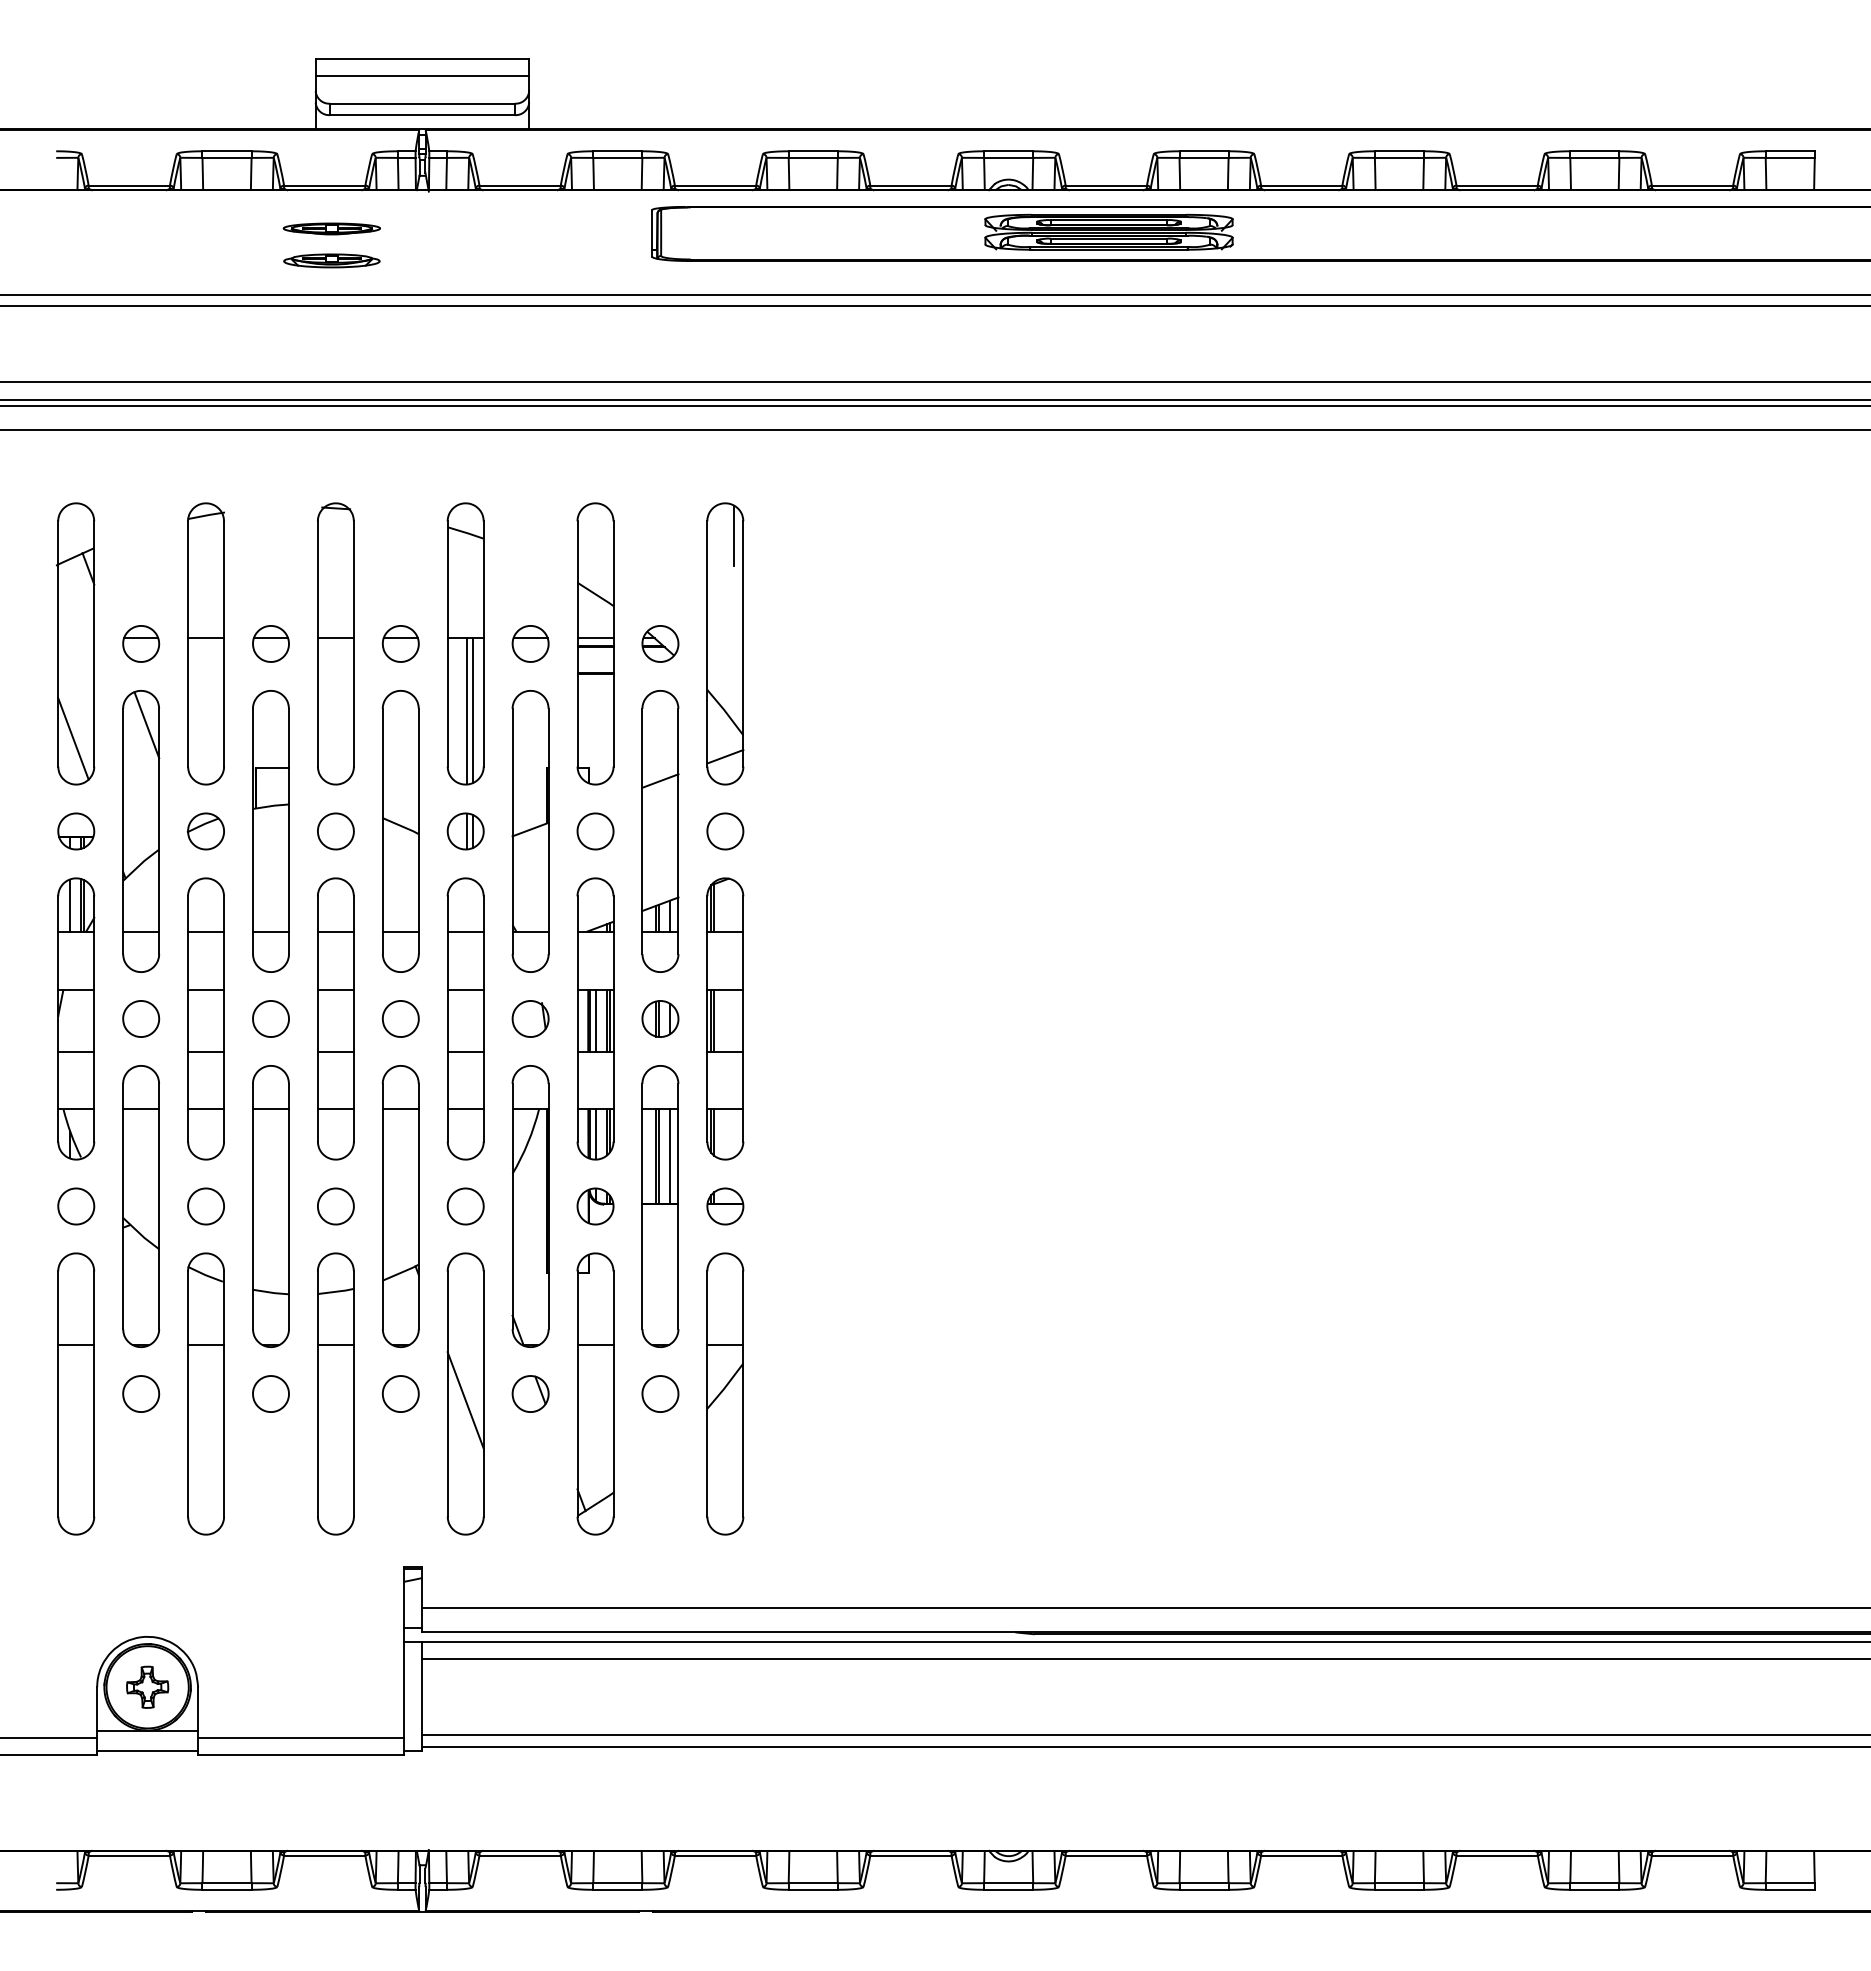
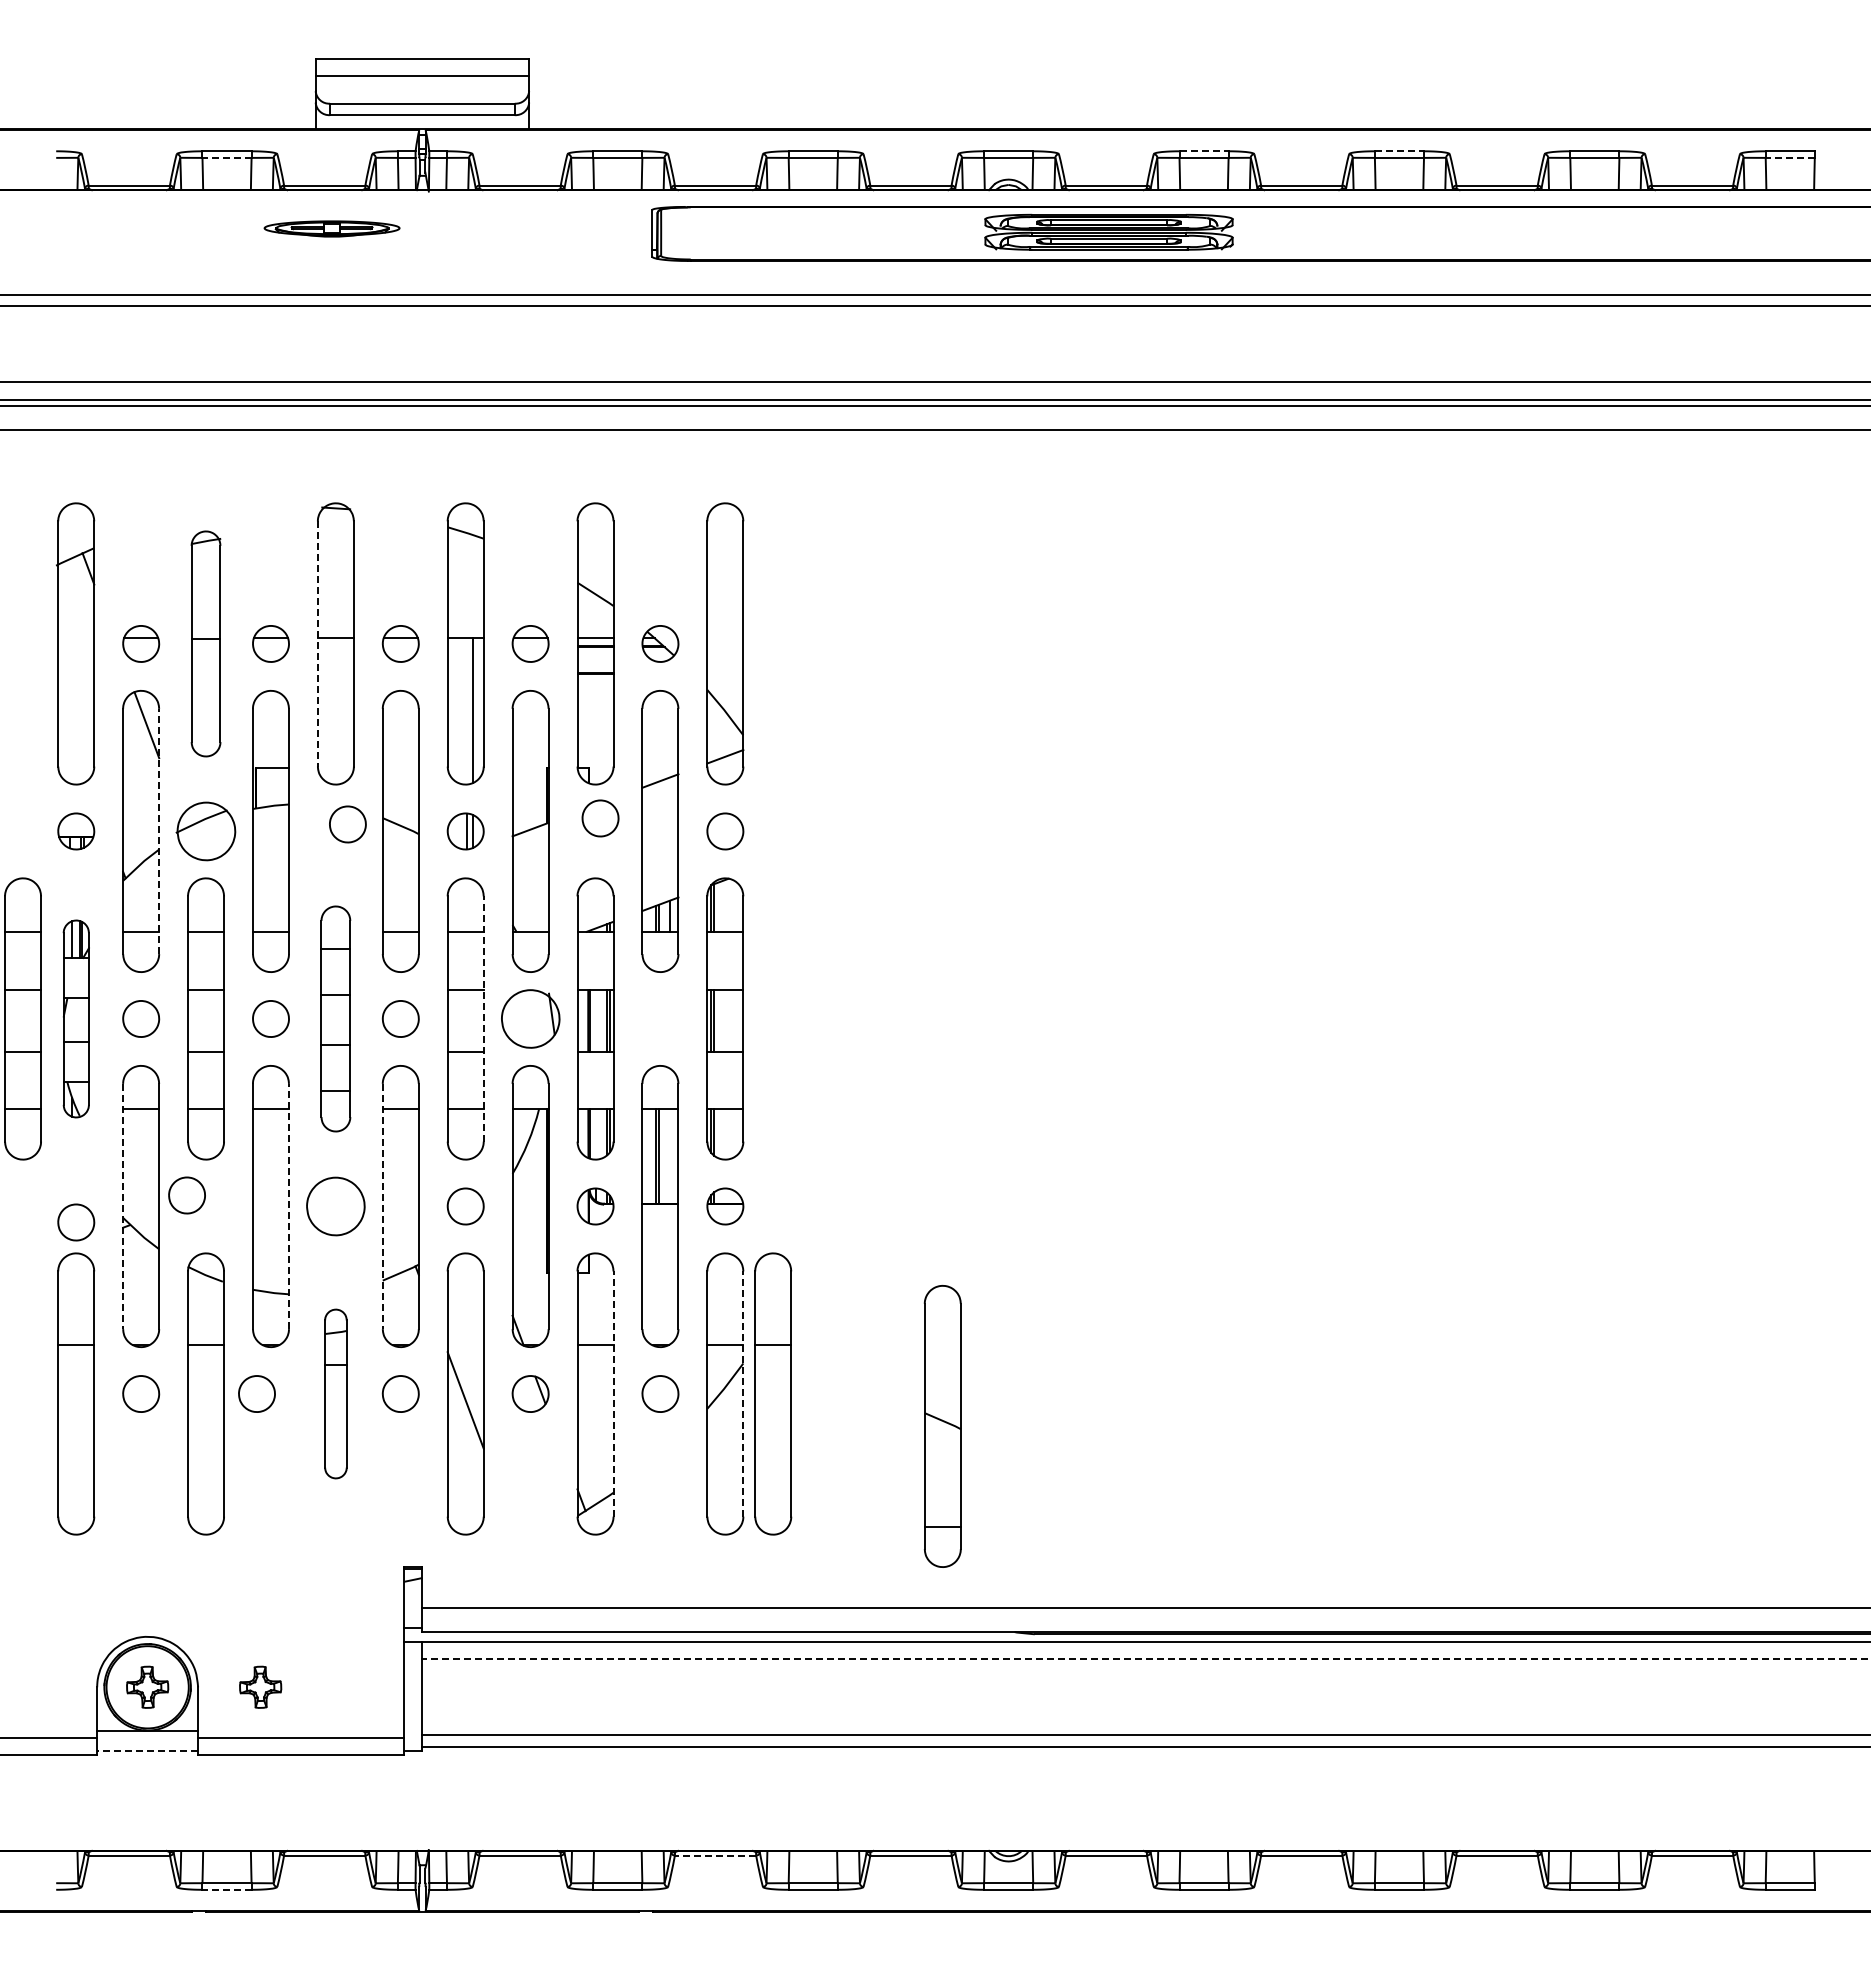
line: solid -> dashed (1204, 151)
line: solid -> dashed (1399, 151)
line: solid -> dashed (227, 157)
line: solid -> dashed (1790, 157)
part size: 99x14 px -> 138x18 px (331, 228)
part: present -> none (331, 260)
line: present -> none (734, 535)
part size: 38x284 px -> 32x228 px (205, 643)
line: solid -> dashed (317, 643)
line: present -> none (467, 711)
line: present -> none (73, 738)
line: solid -> dashed (159, 831)
part size: 39x39 px -> 62x61 px (205, 831)
part position: (335, 831) -> (347, 824) (347, 824)
part position: (595, 831) -> (600, 818) (600, 818)
part: none -> present (22, 1018)
part size: 39x284 px -> 28x200 px (75, 1018)
part size: 38x284 px -> 32x228 px (335, 1018)
line: solid -> dashed (483, 1018)
part size: 39x38 px -> 60x60 px (530, 1018)
part: present -> none (660, 1018)
line: present -> none (596, 1020)
line: present -> none (596, 1134)
line: present -> none (669, 1156)
part position: (76, 1206) -> (76, 1222) (76, 1222)
line: solid -> dashed (123, 1206)
part position: (205, 1206) -> (186, 1195) (186, 1195)
line: solid -> dashed (289, 1206)
part size: 38x39 px -> 60x61 px (335, 1206)
line: solid -> dashed (382, 1206)
part position: (270, 1393) -> (256, 1393) (256, 1393)
part size: 38x284 px -> 24x172 px (335, 1393)
part: none -> present (773, 1393)
line: solid -> dashed (613, 1394)
line: solid -> dashed (743, 1394)
part: none -> present (942, 1426)
line: solid -> dashed (1146, 1658)
part: none -> present (260, 1686)
line: solid -> dashed (147, 1751)
line: solid -> dashed (715, 1855)
line: solid -> dashed (227, 1889)
